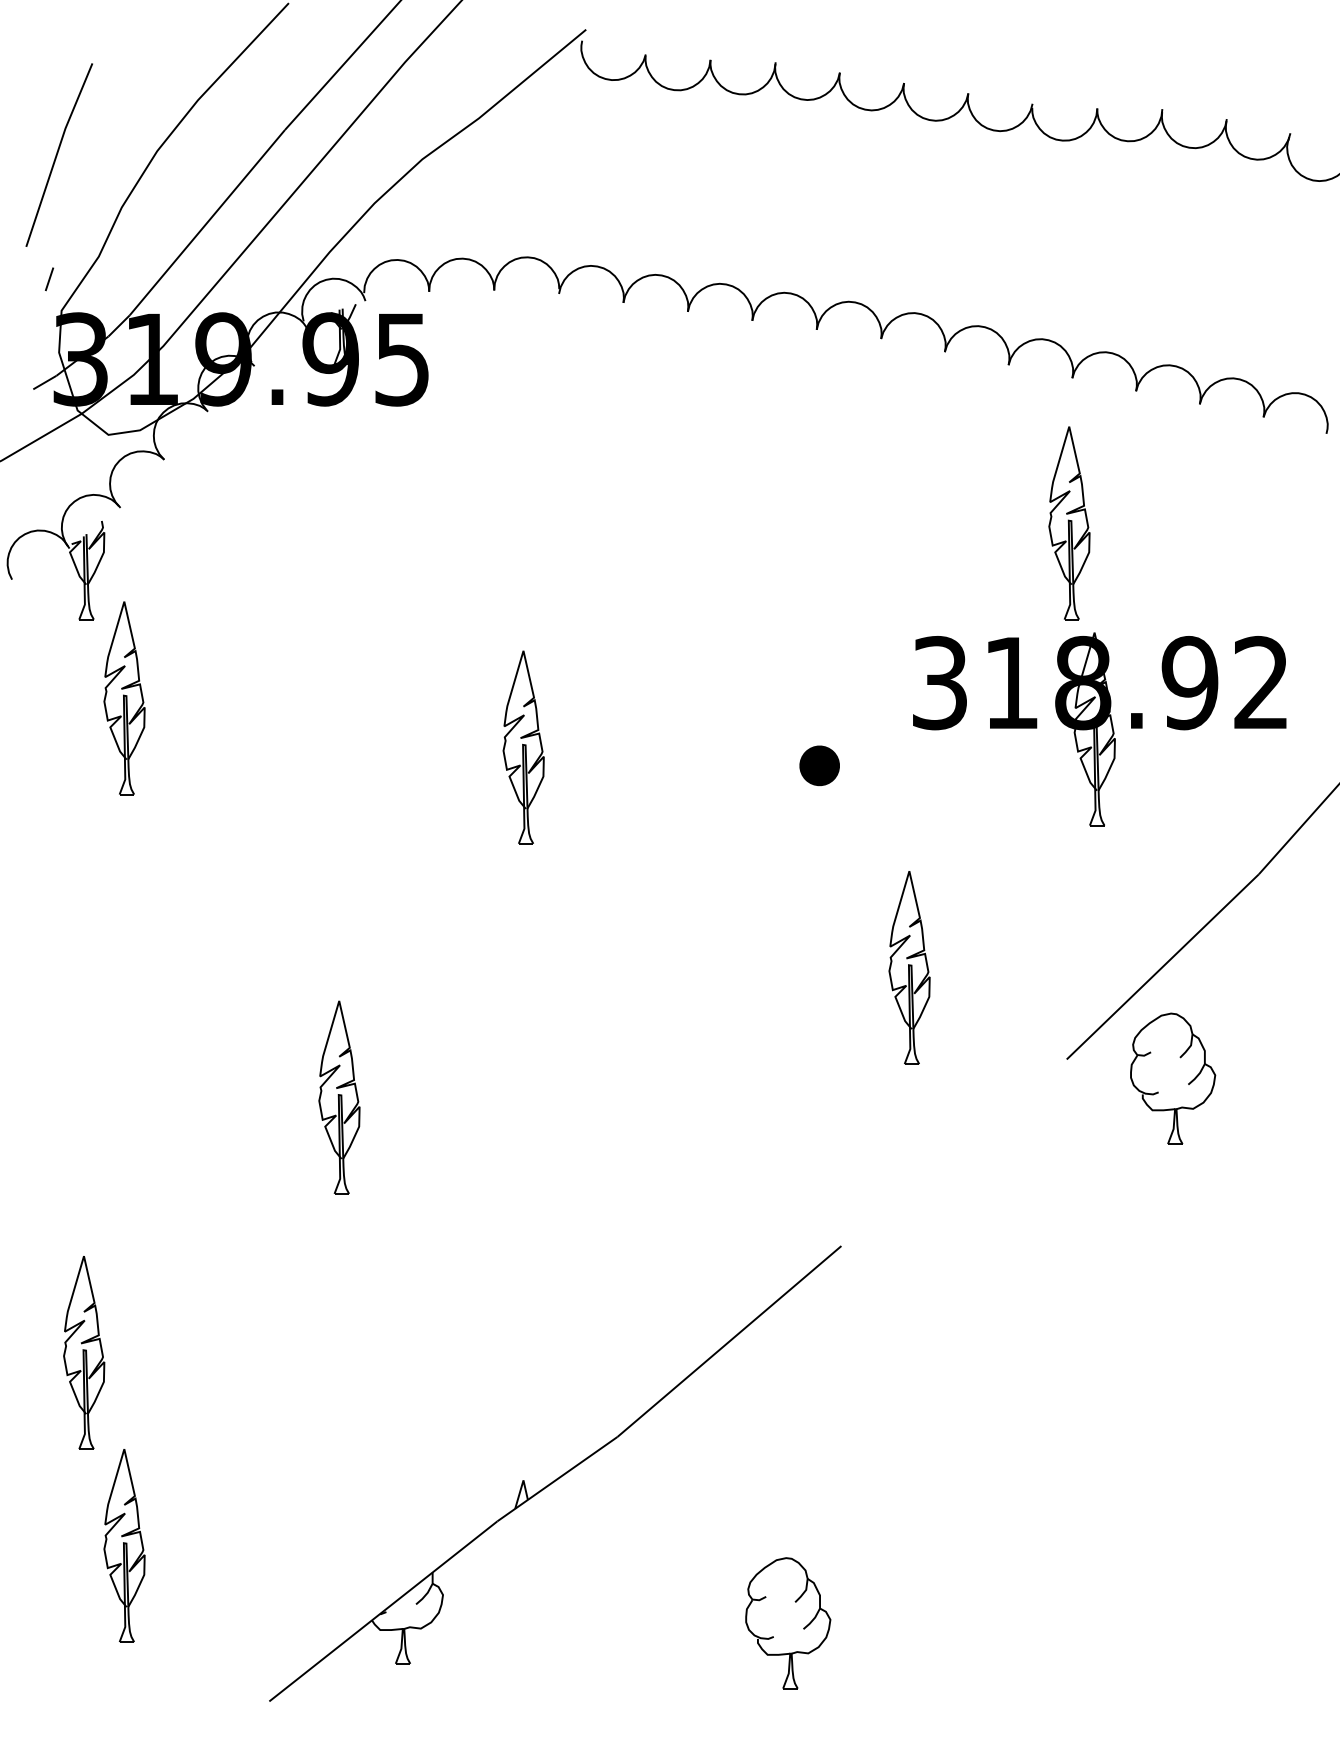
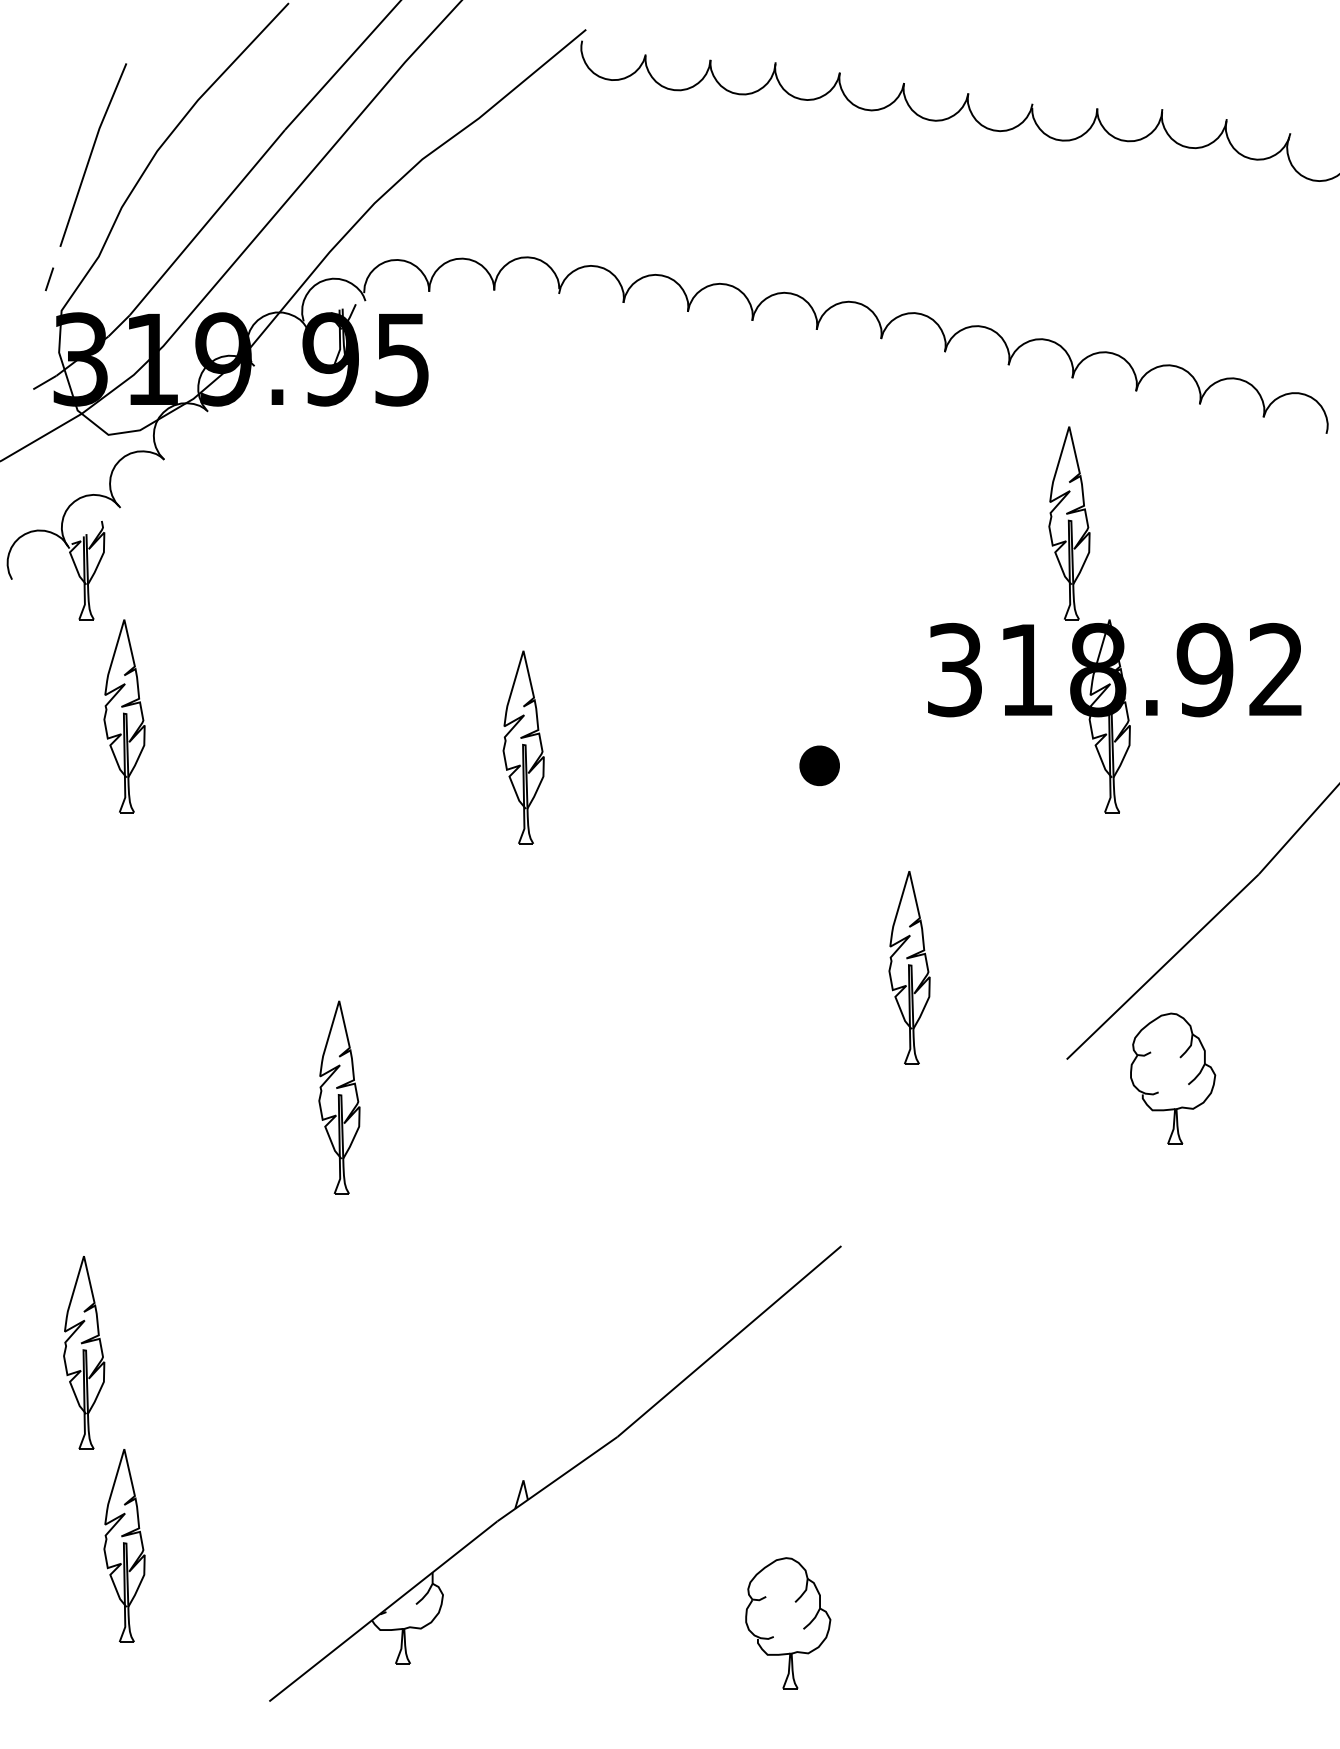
line position: (58, 153) -> (92, 153) (92, 153)
part position: (124, 698) -> (124, 716) (124, 716)
part position: (1099, 729) -> (1114, 716) (1114, 716)
